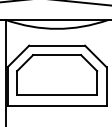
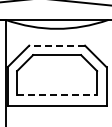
line: solid -> dashed (57, 45)
line: solid -> dashed (57, 94)
